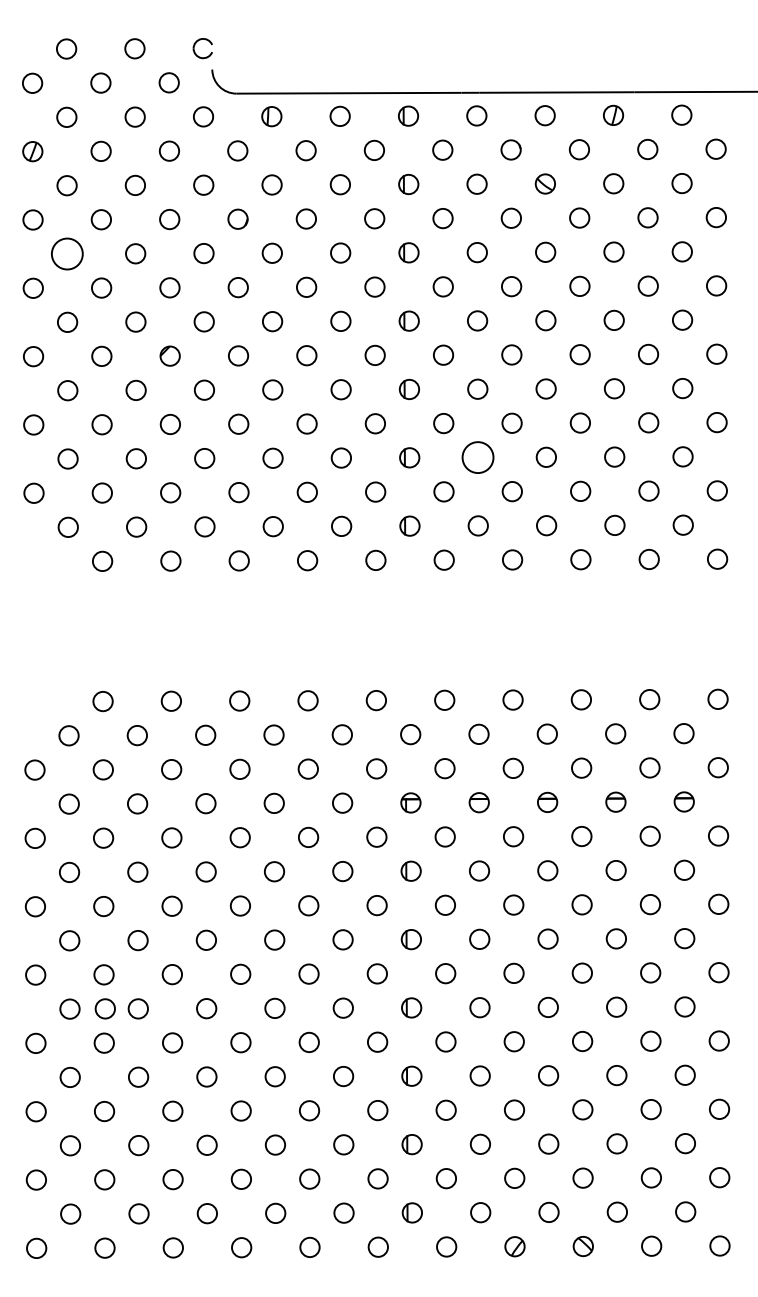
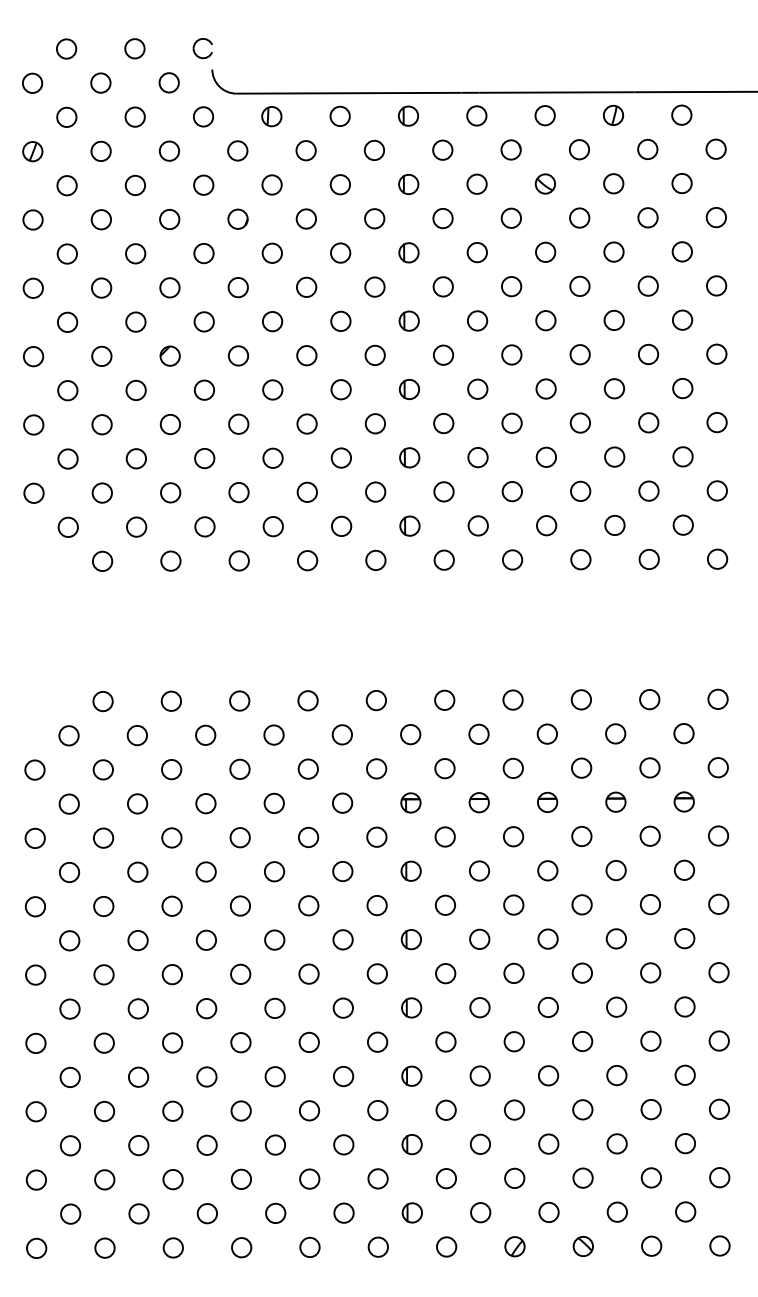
circle diameter: 31 px -> 19 px (67, 253)
circle diameter: 31 px -> 19 px (477, 457)
circle: present -> none (104, 1008)
